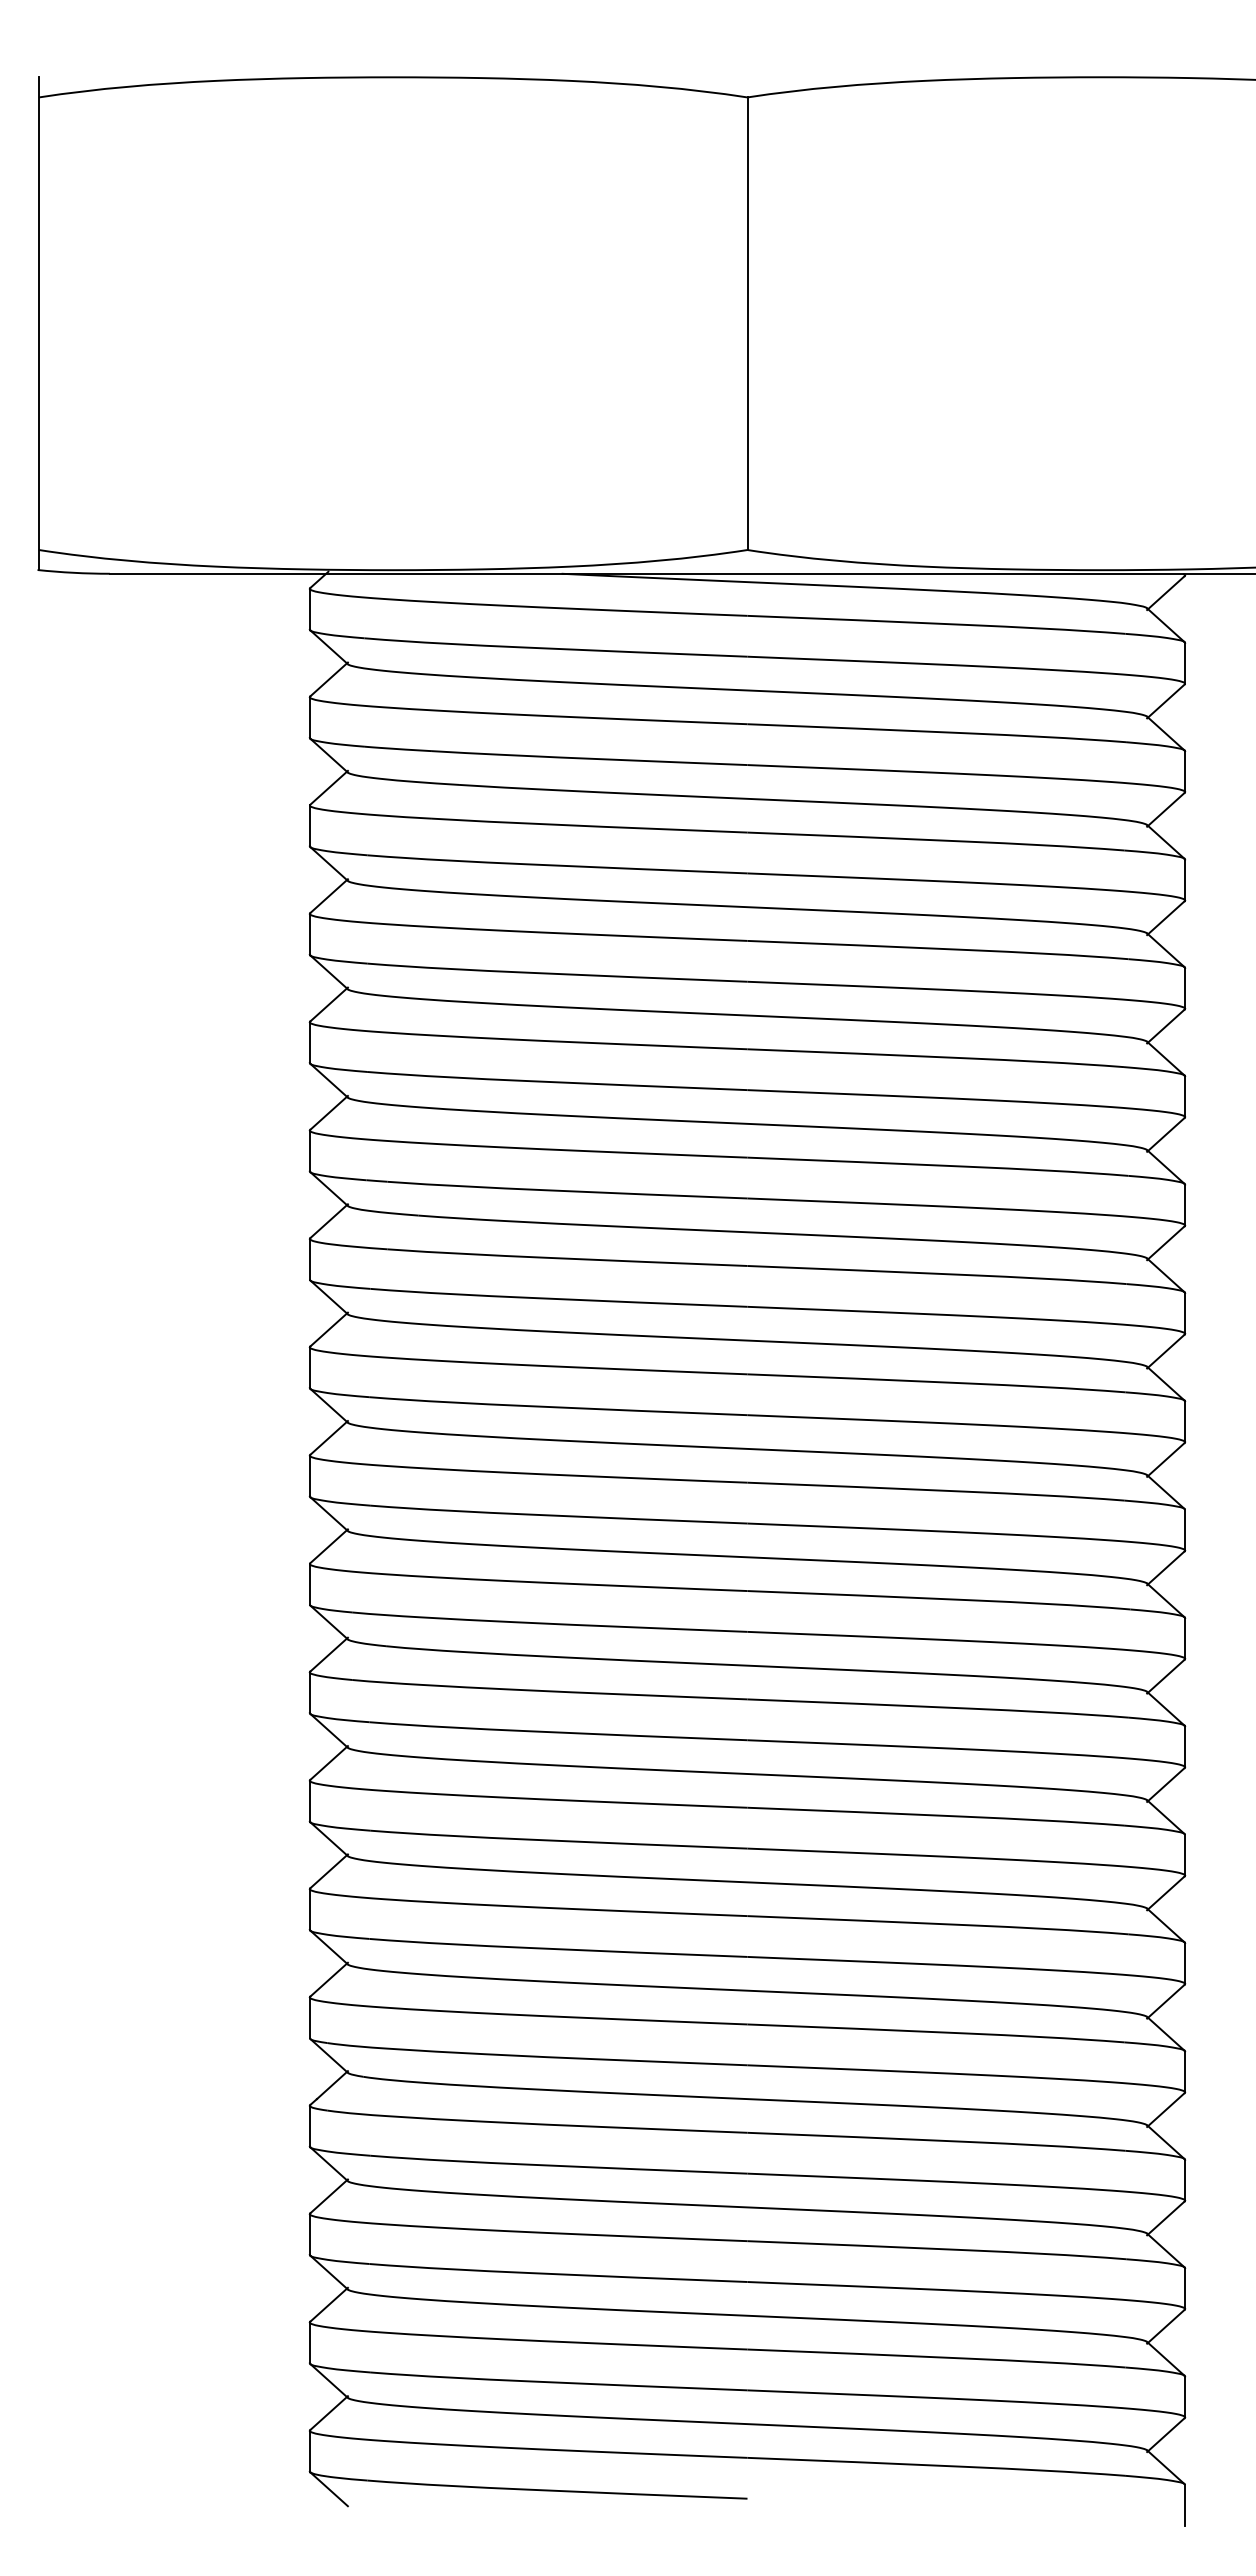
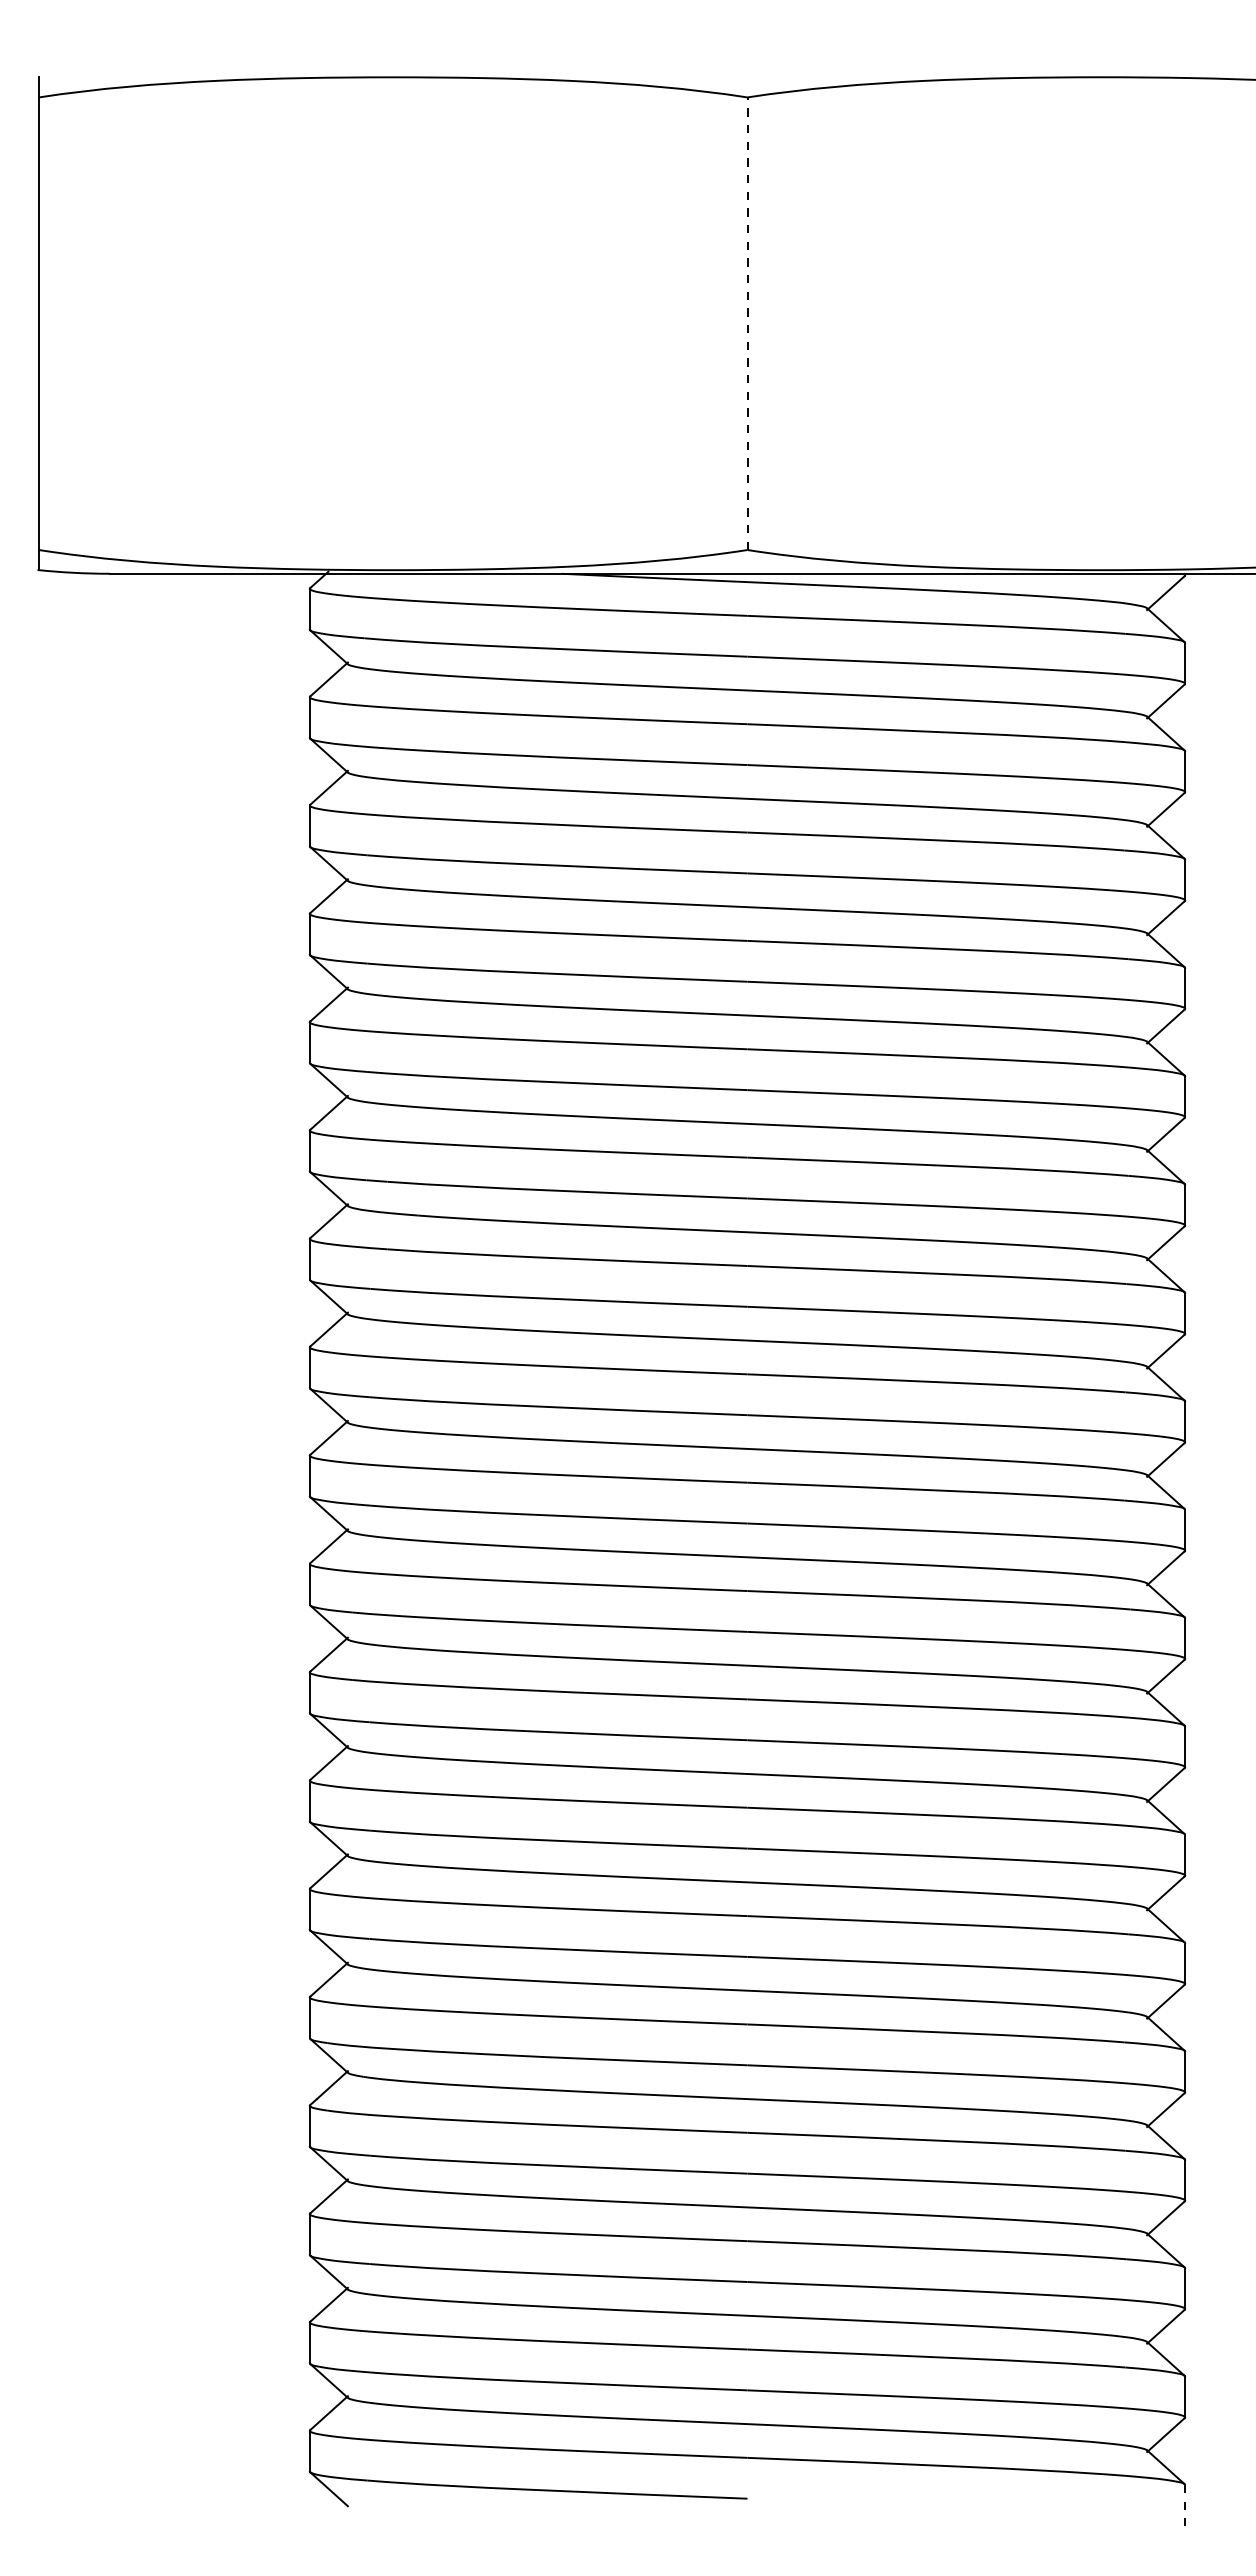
line: solid -> dashed (747, 323)
line: solid -> dashed (1185, 2505)
